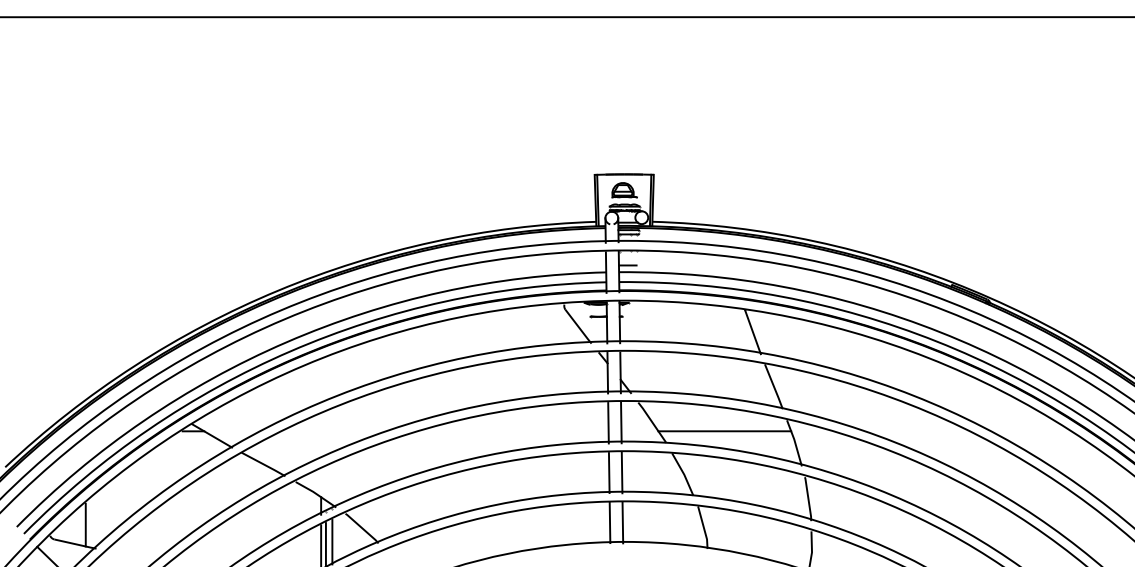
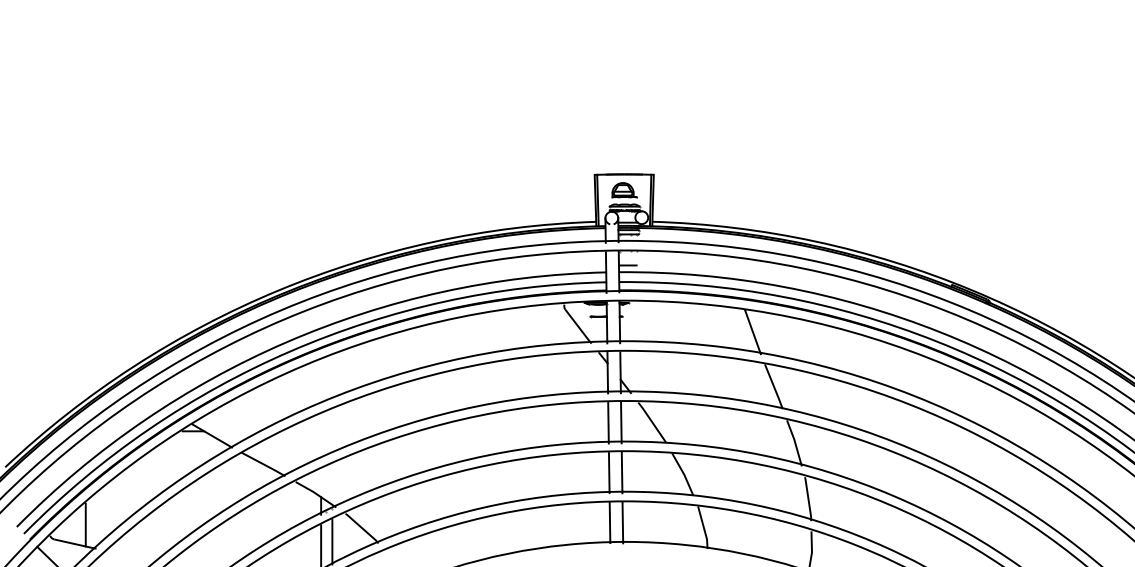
line: present -> none (566, 17)
line: present -> none (724, 431)
line: present -> none (325, 543)
